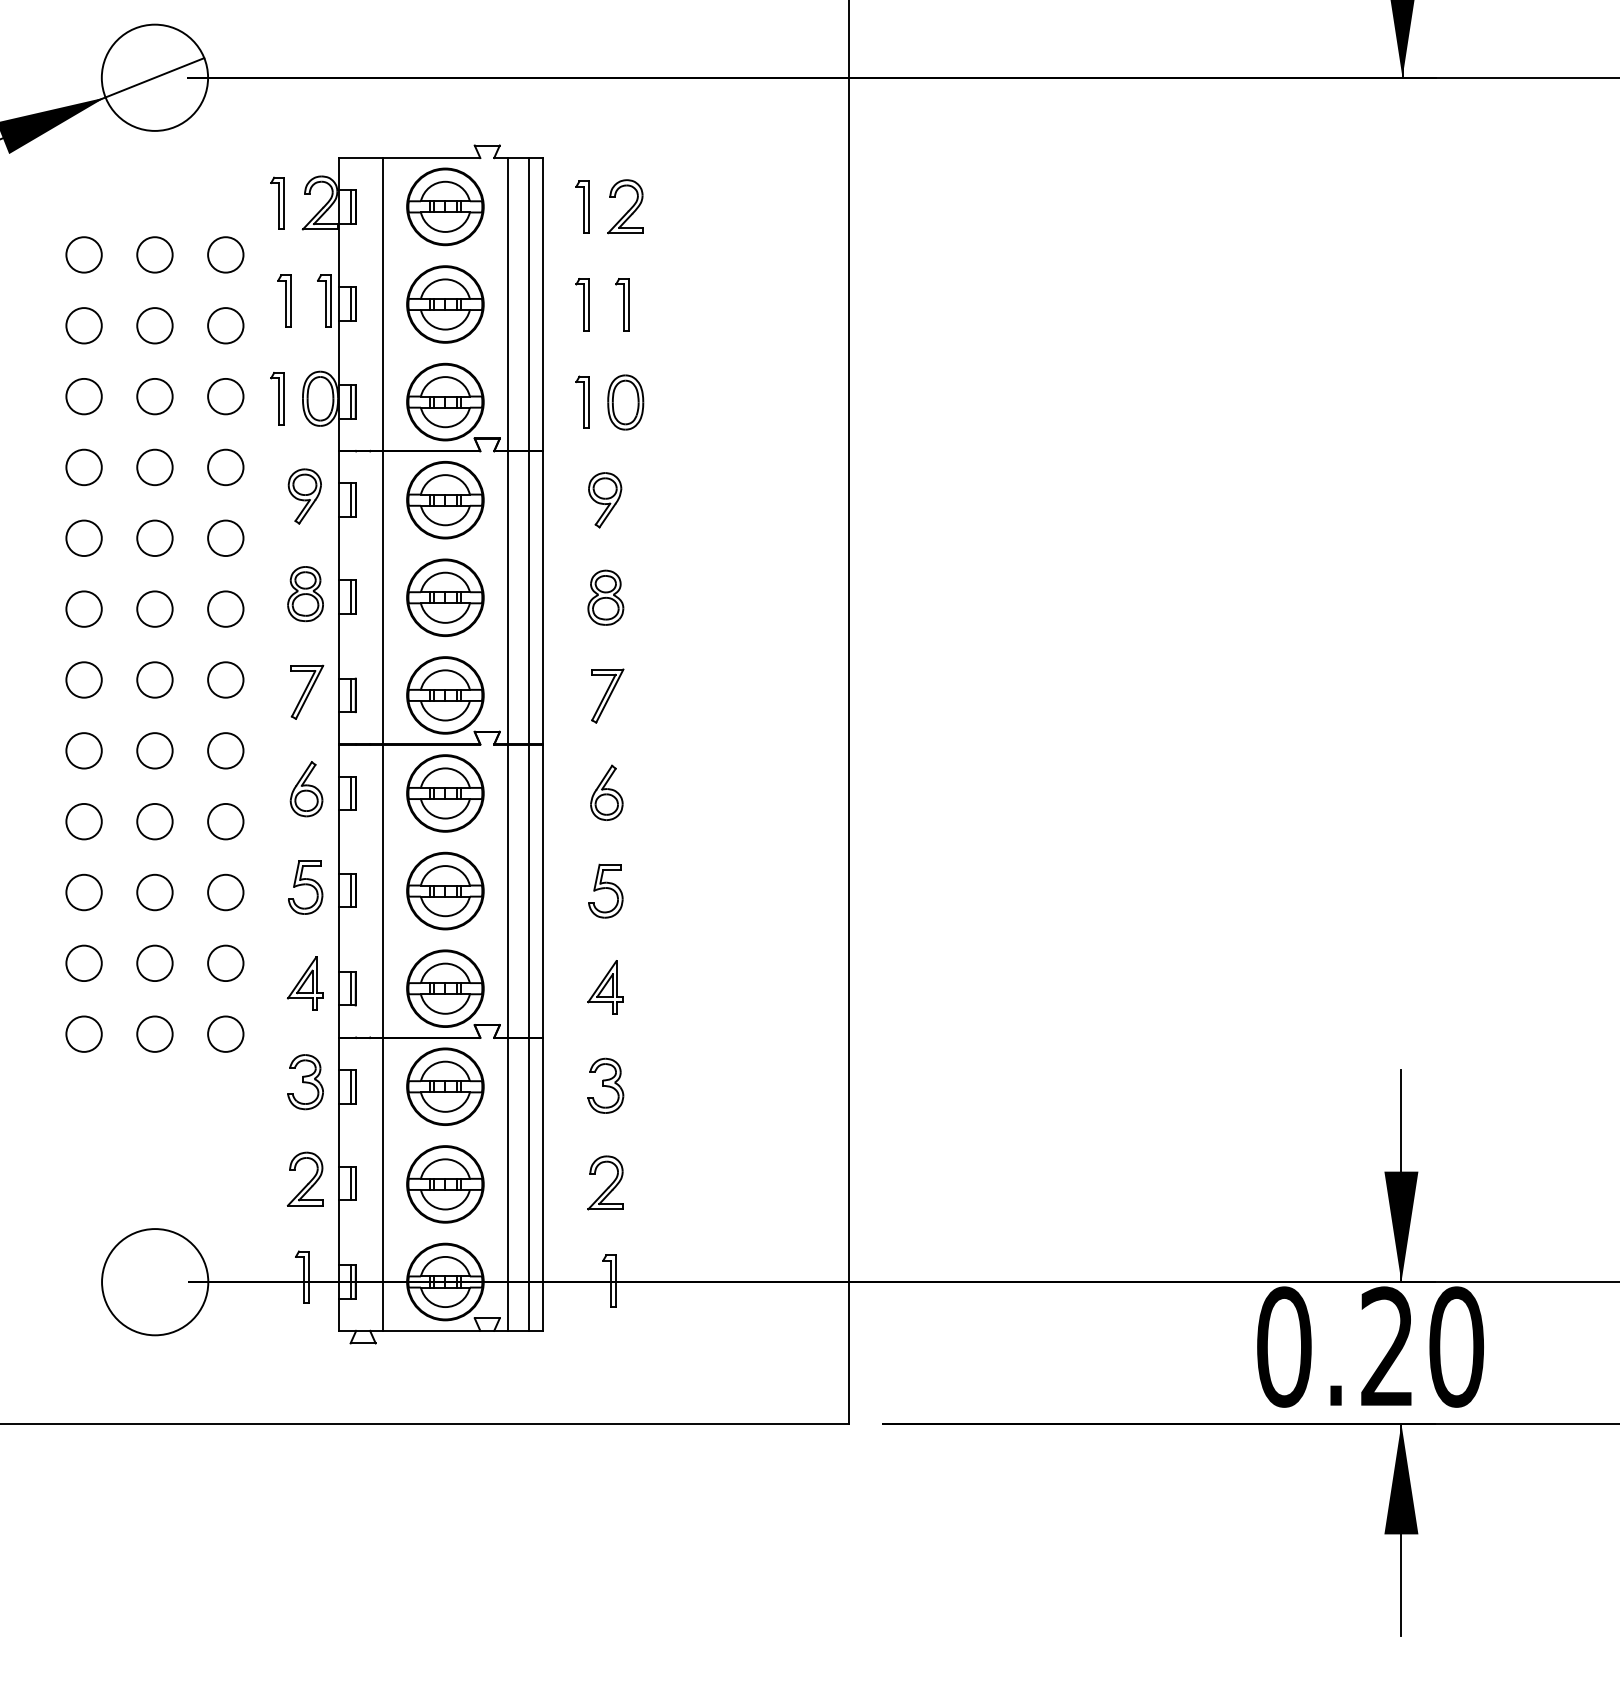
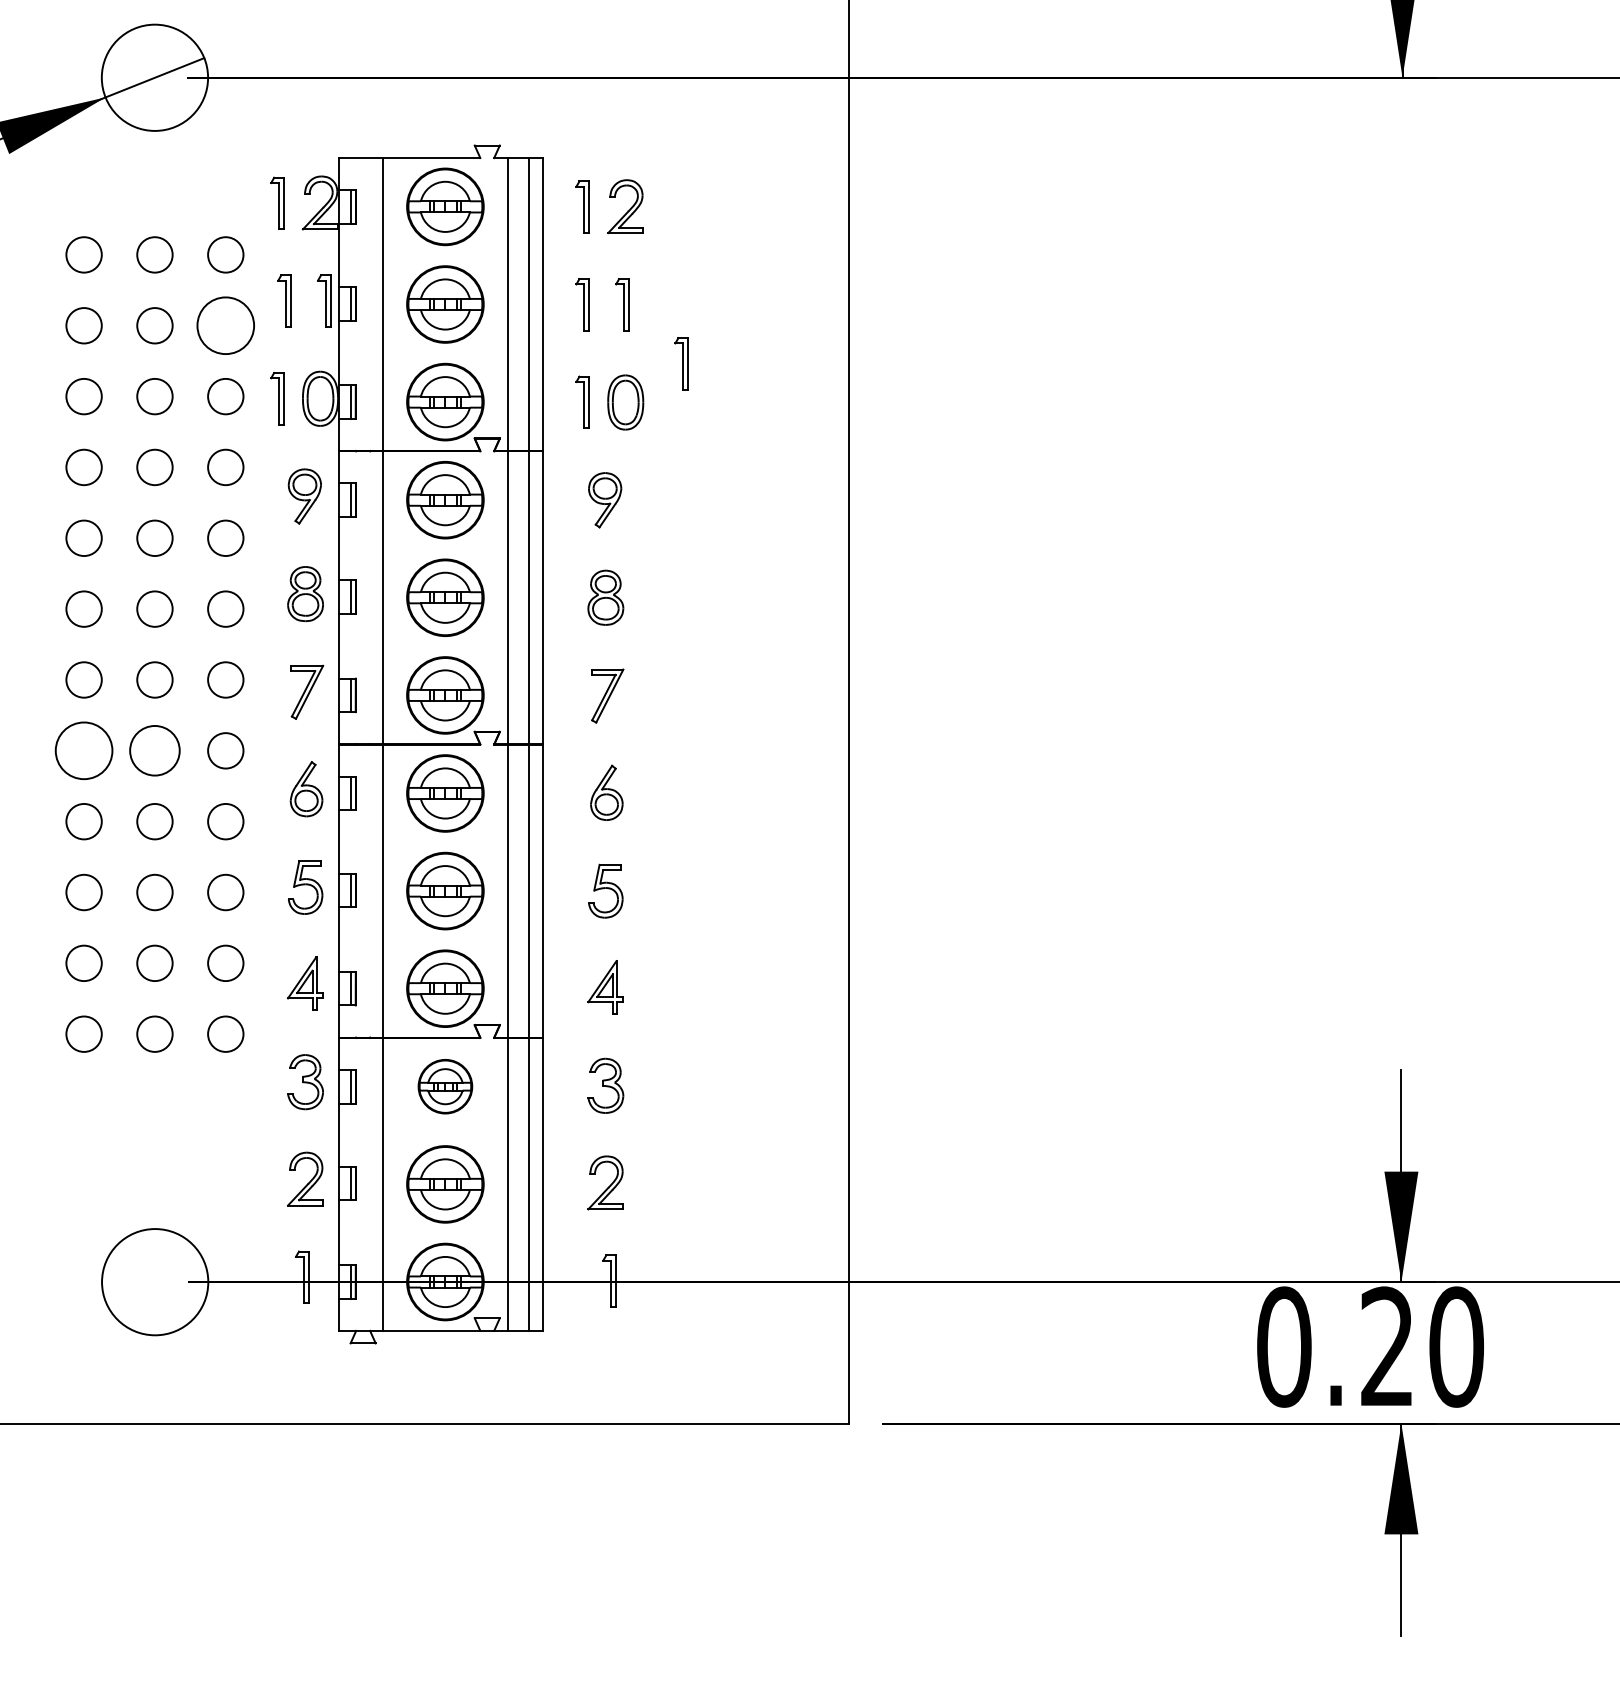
circle diameter: 35 px -> 57 px (225, 325)
part: none -> present (681, 363)
circle diameter: 35 px -> 57 px (83, 750)
circle size: 38x38 px -> 52x52 px (154, 750)
part size: 79x79 px -> 57x56 px (445, 1086)
